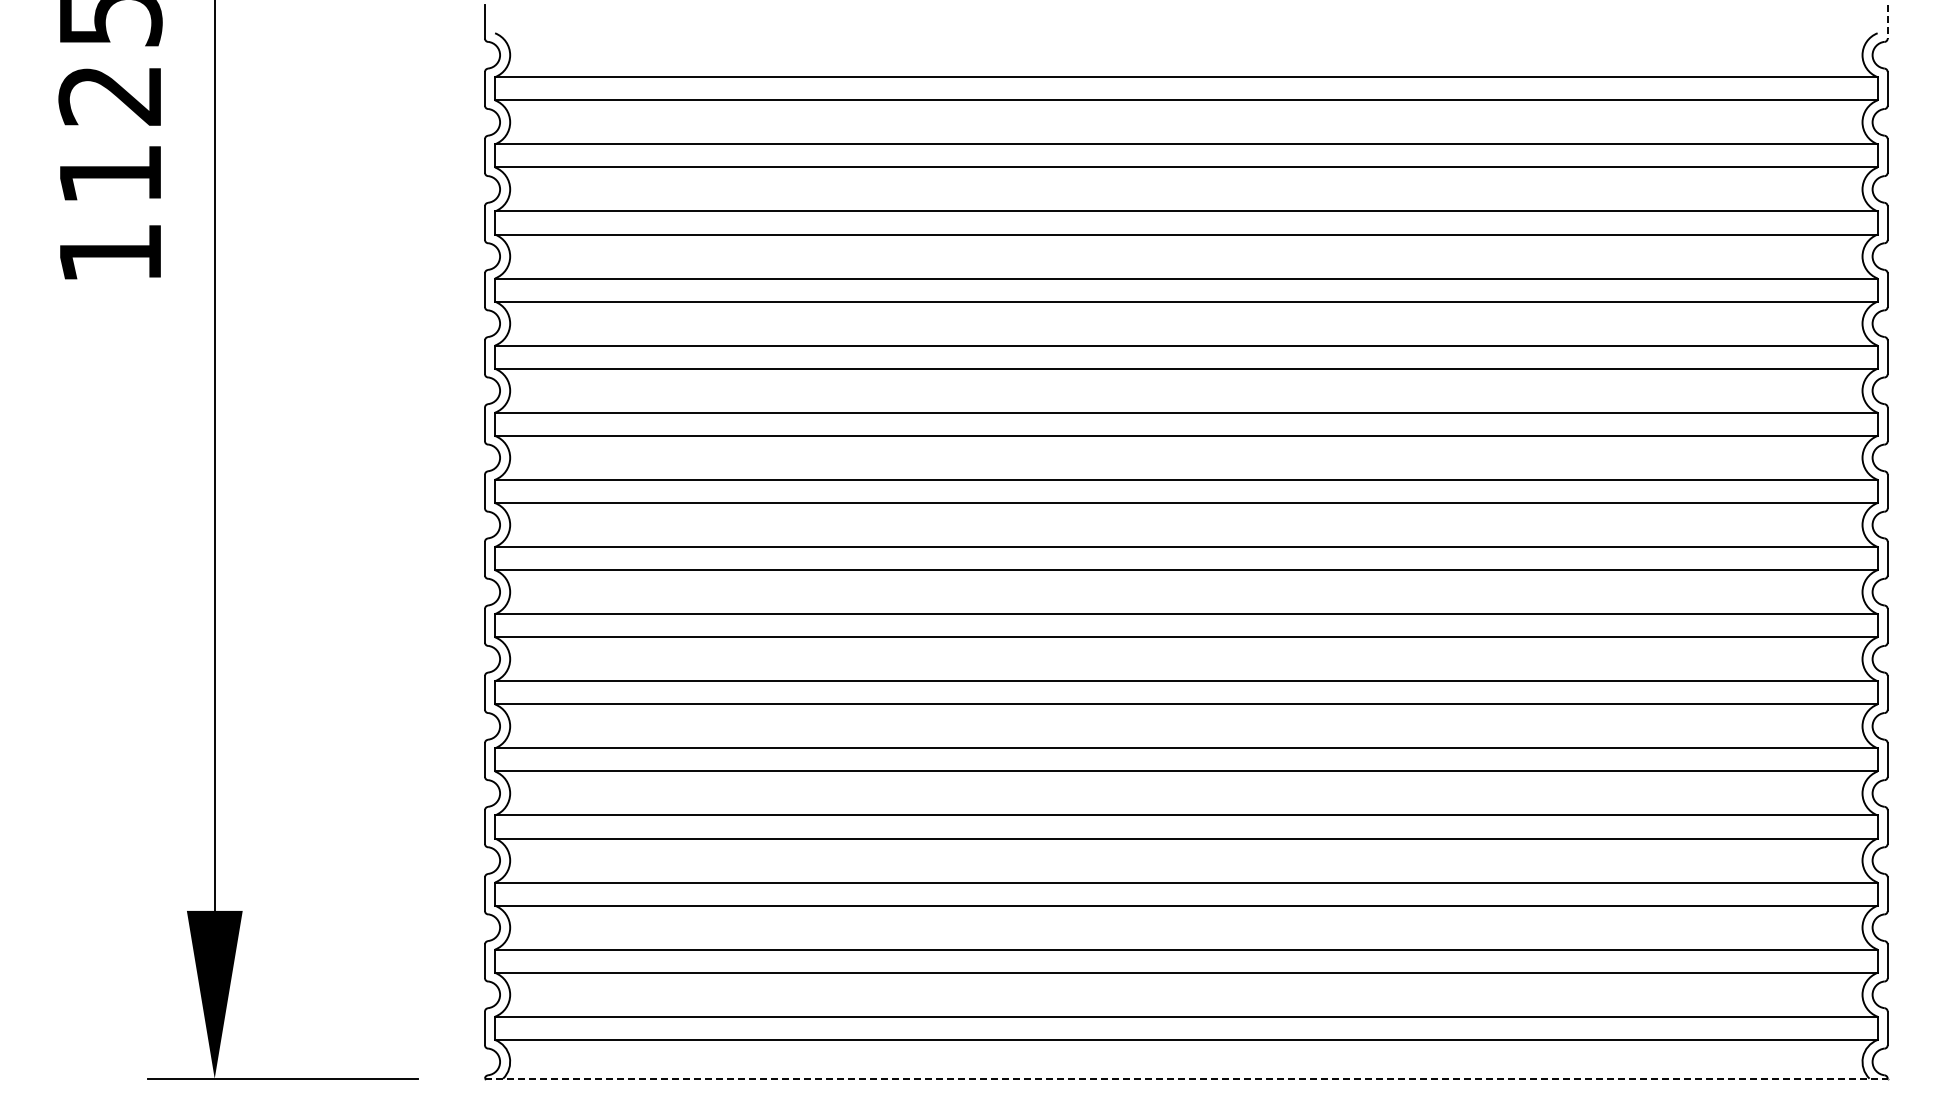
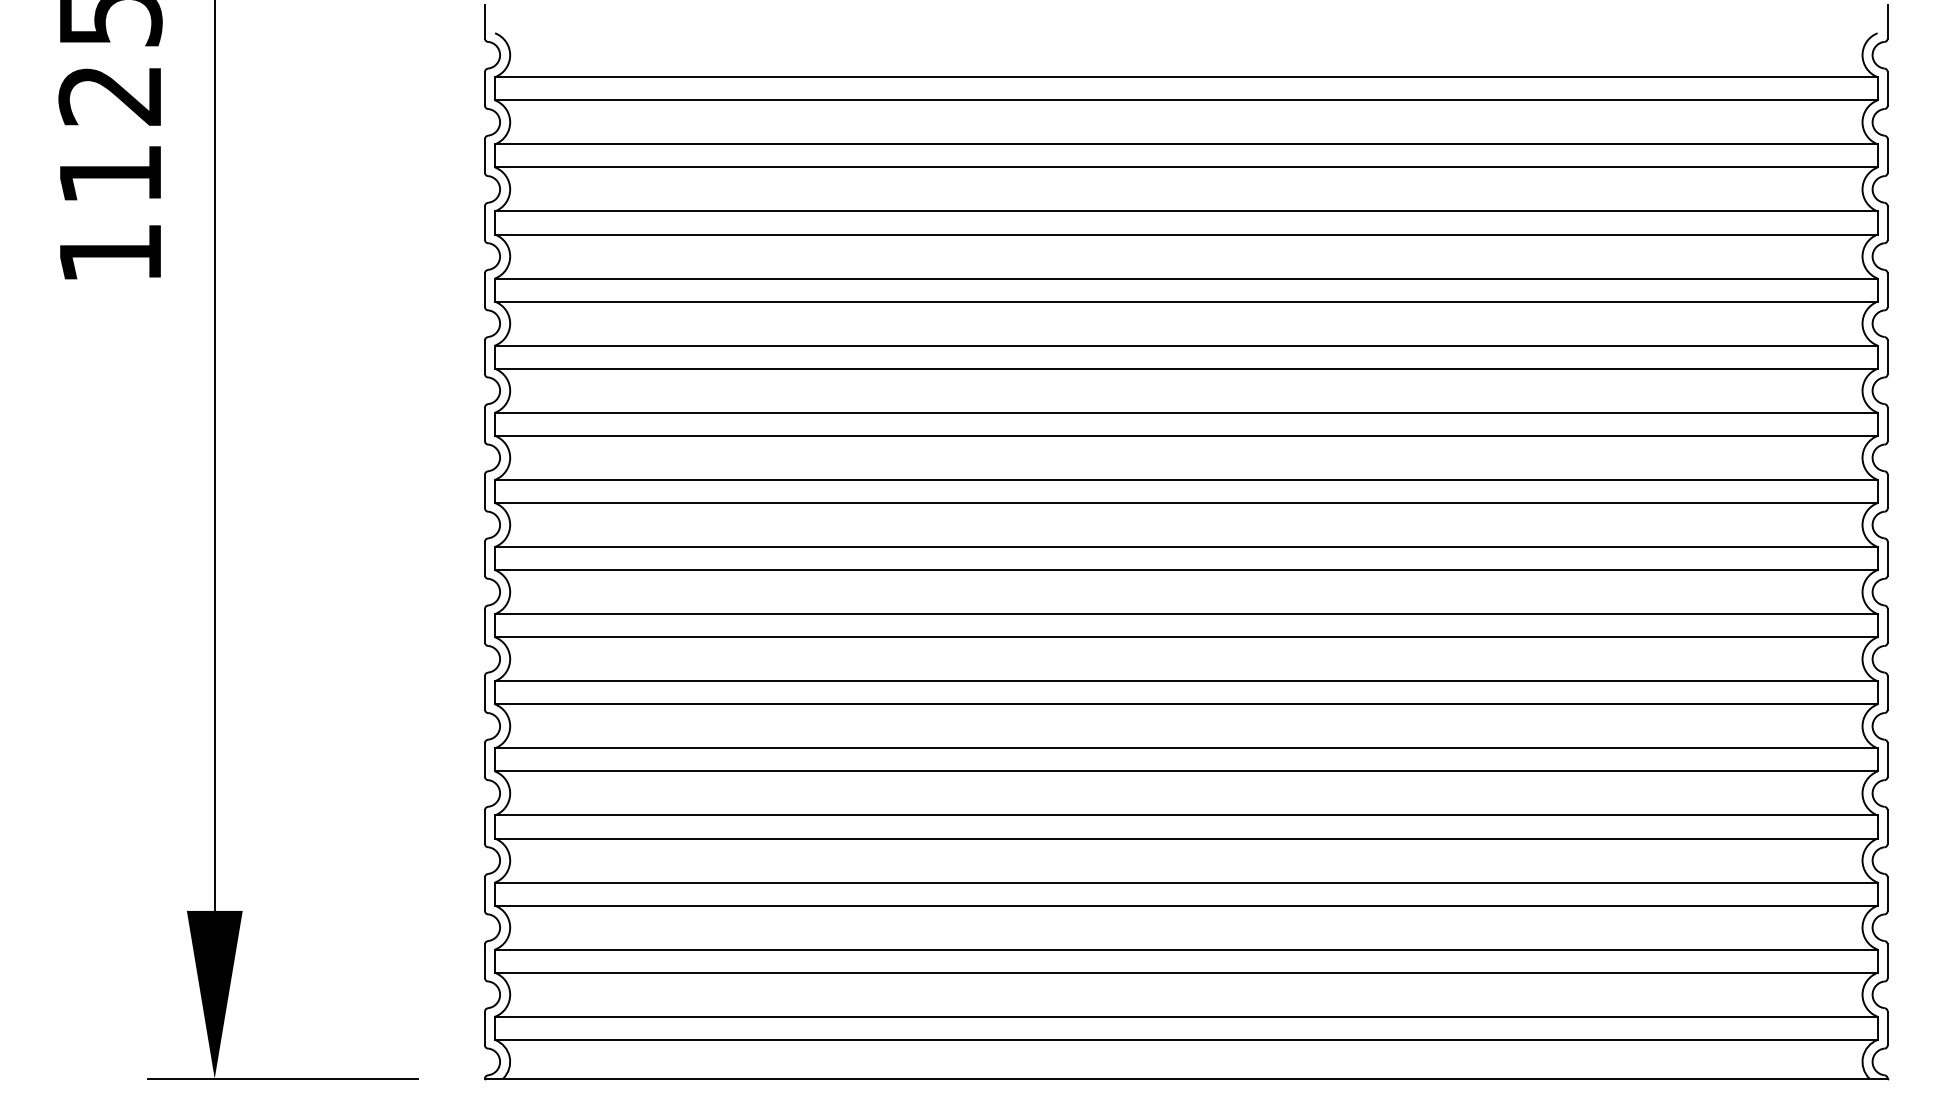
line: dashed -> solid (1887, 21)
line: dashed -> solid (1186, 1078)
